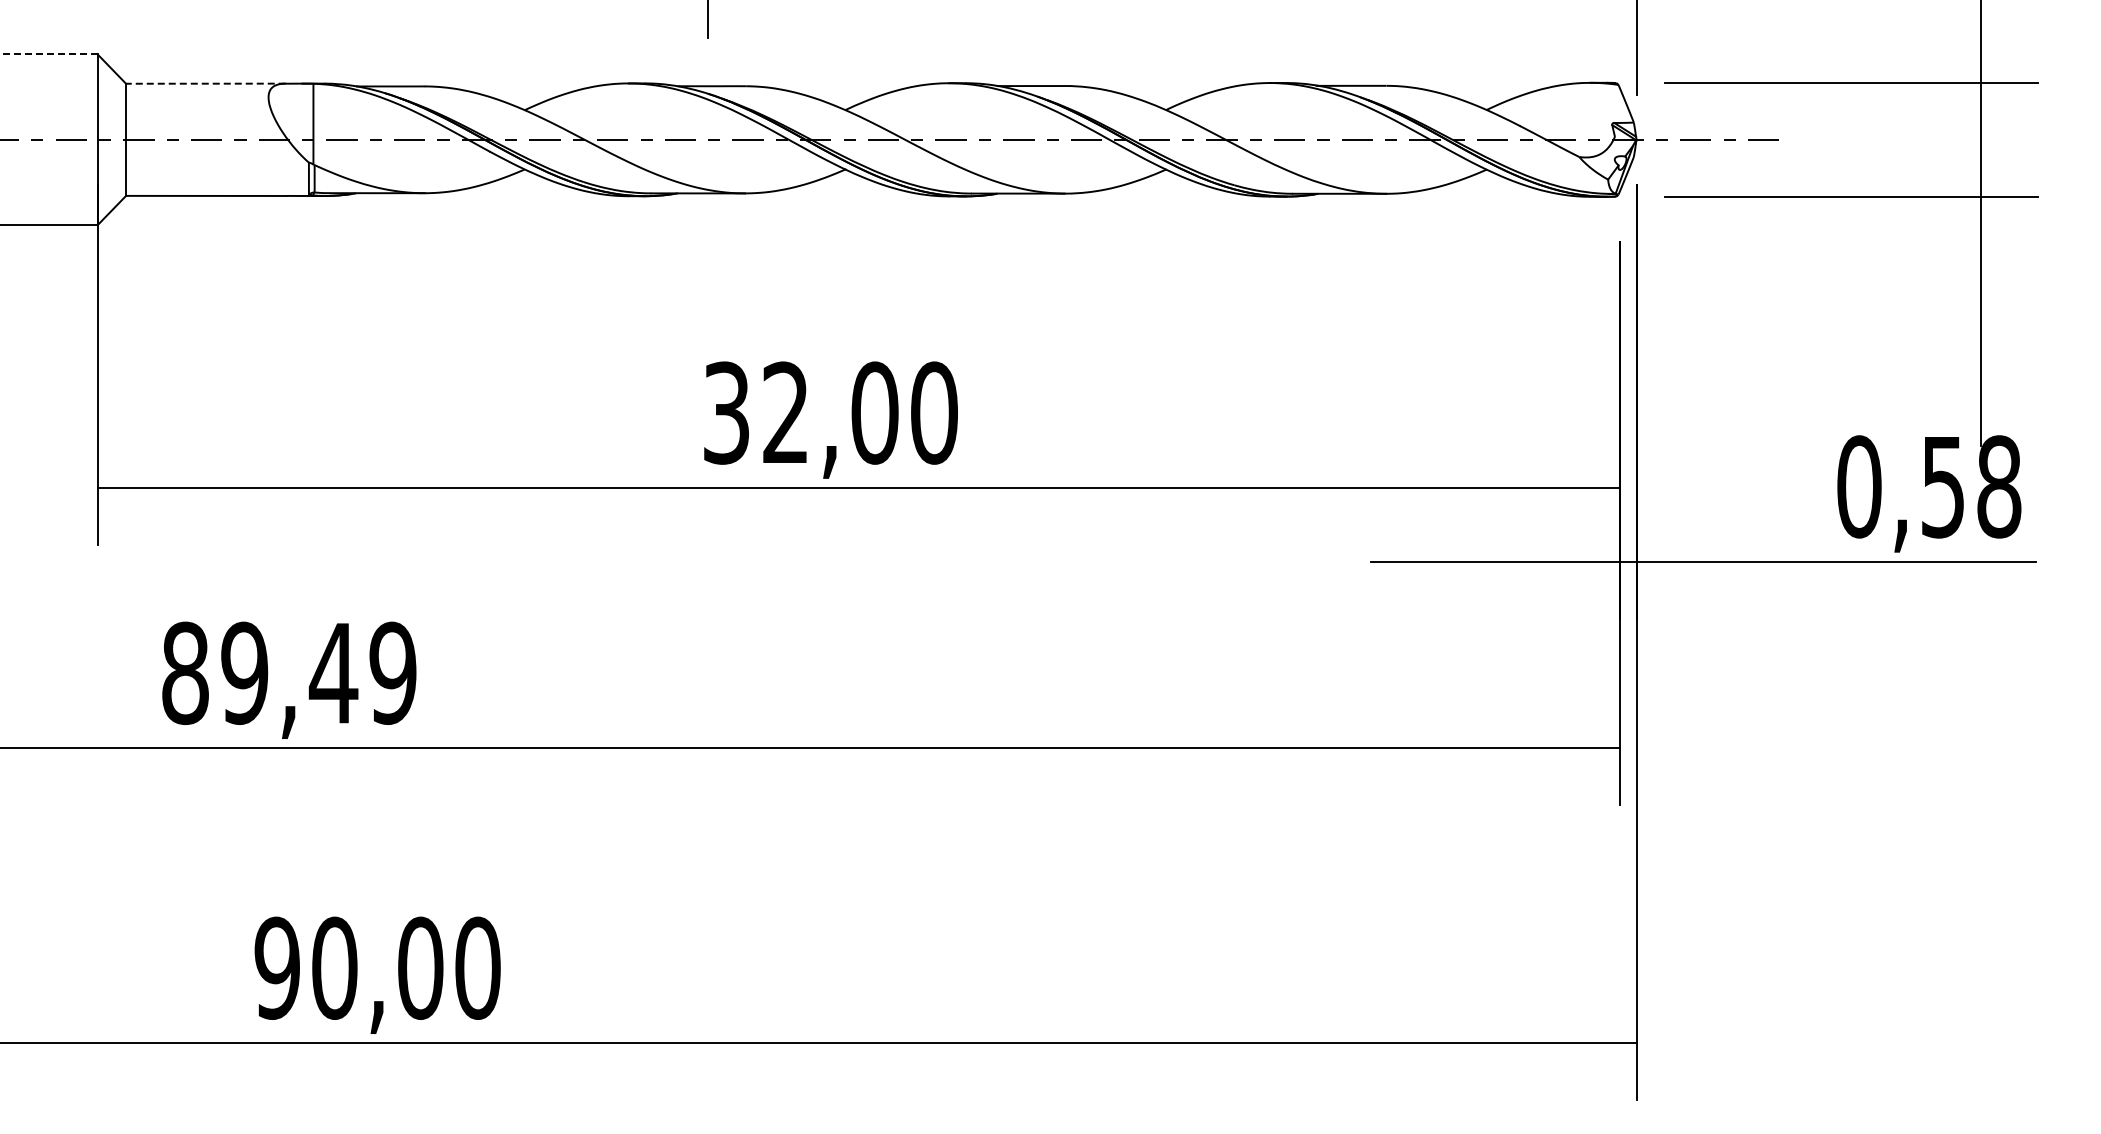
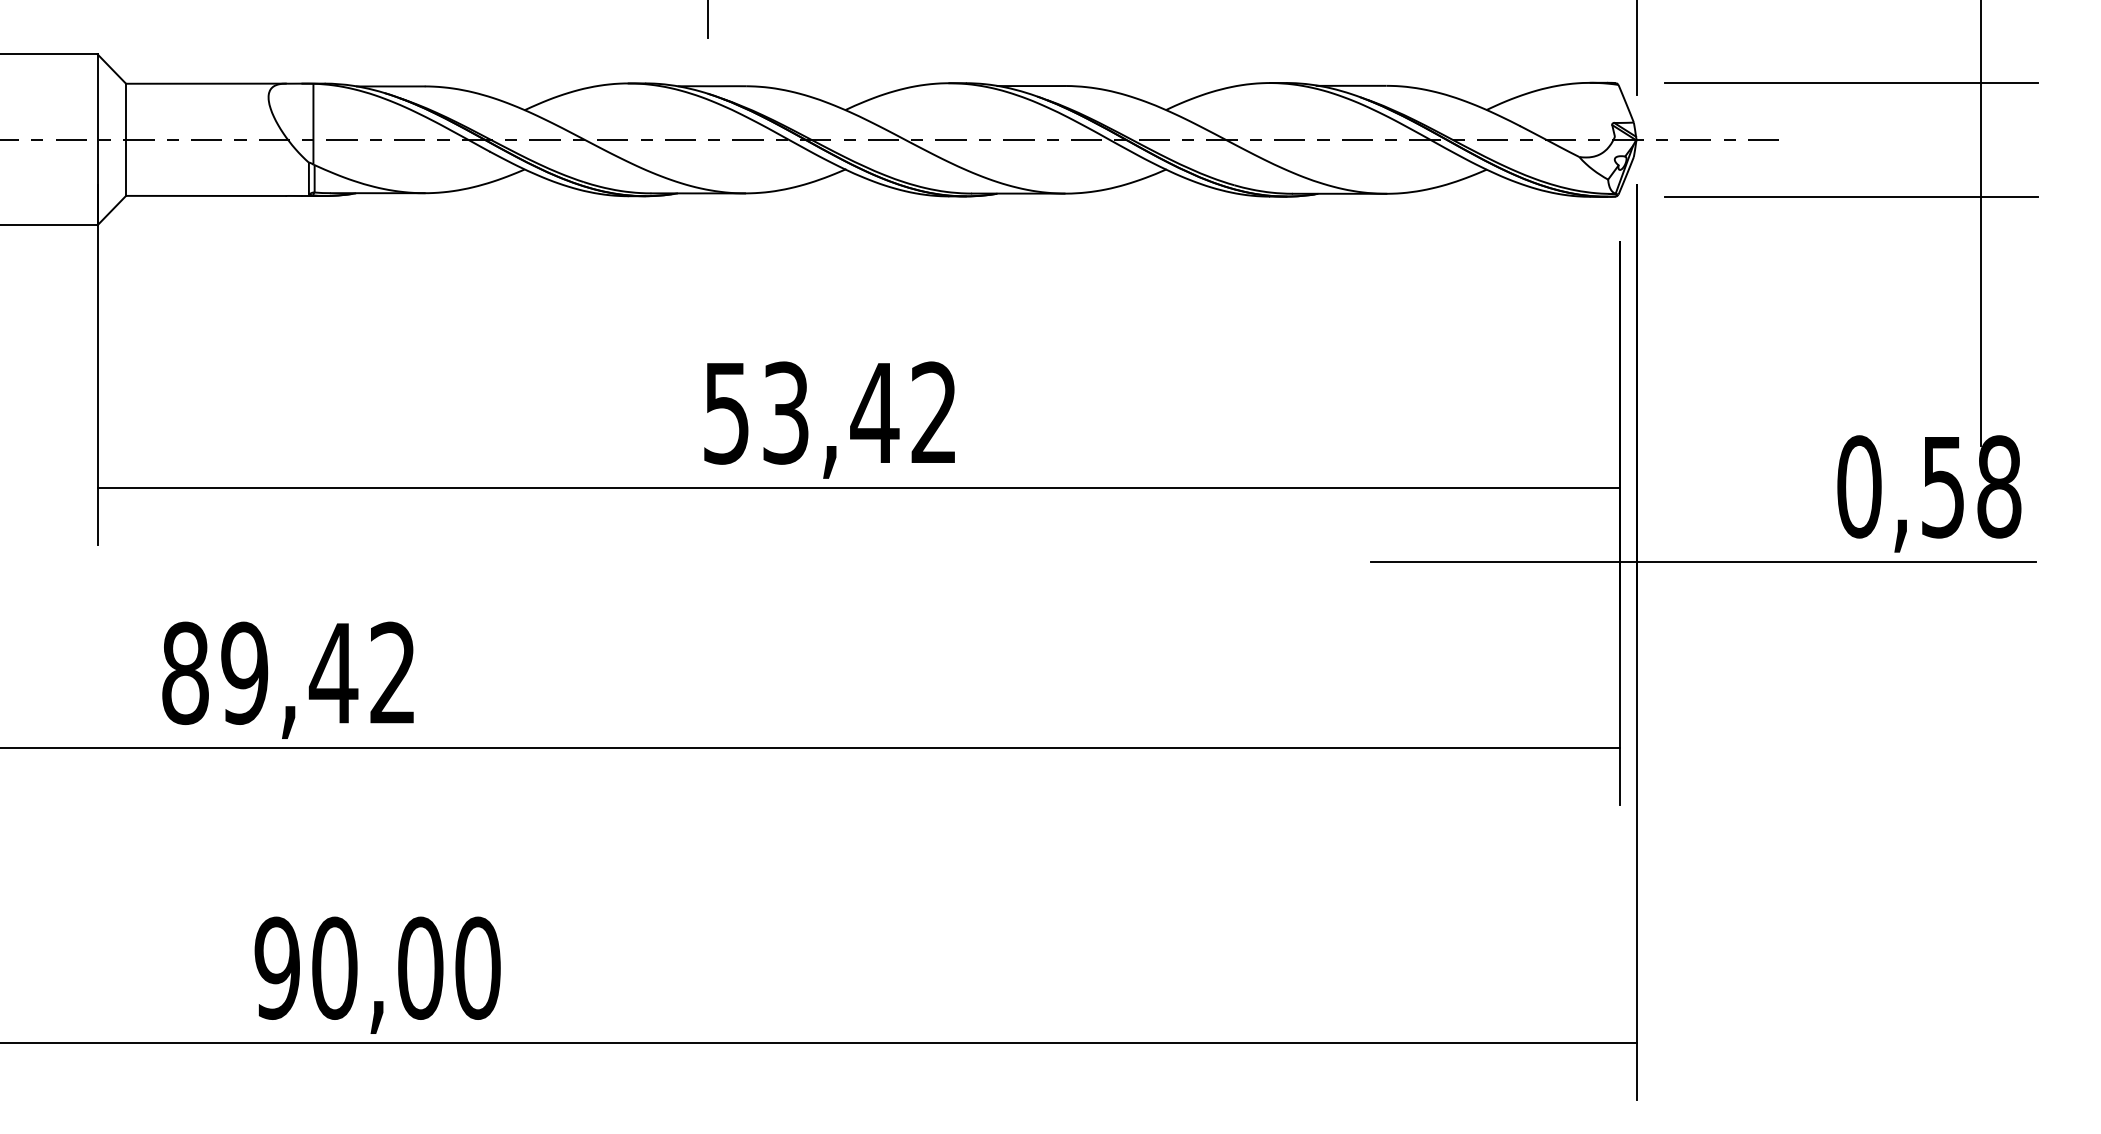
line: dashed -> solid (48, 54)
line: dashed -> solid (205, 83)
text: 32,00 -> 53,42 (830, 412)
text: 89,49 -> 89,42 (392, 672)
